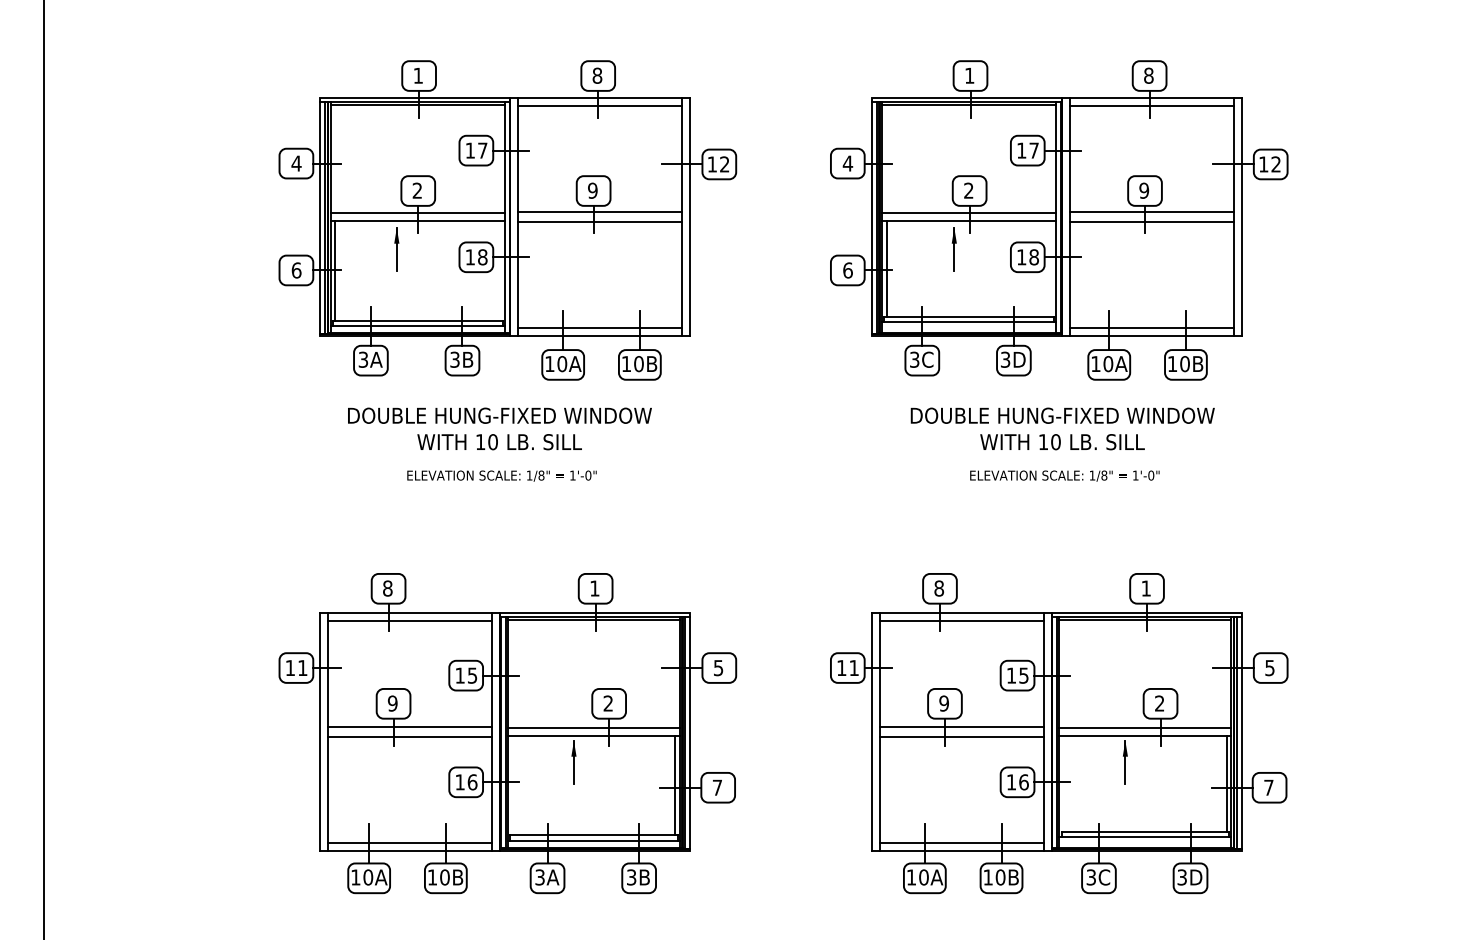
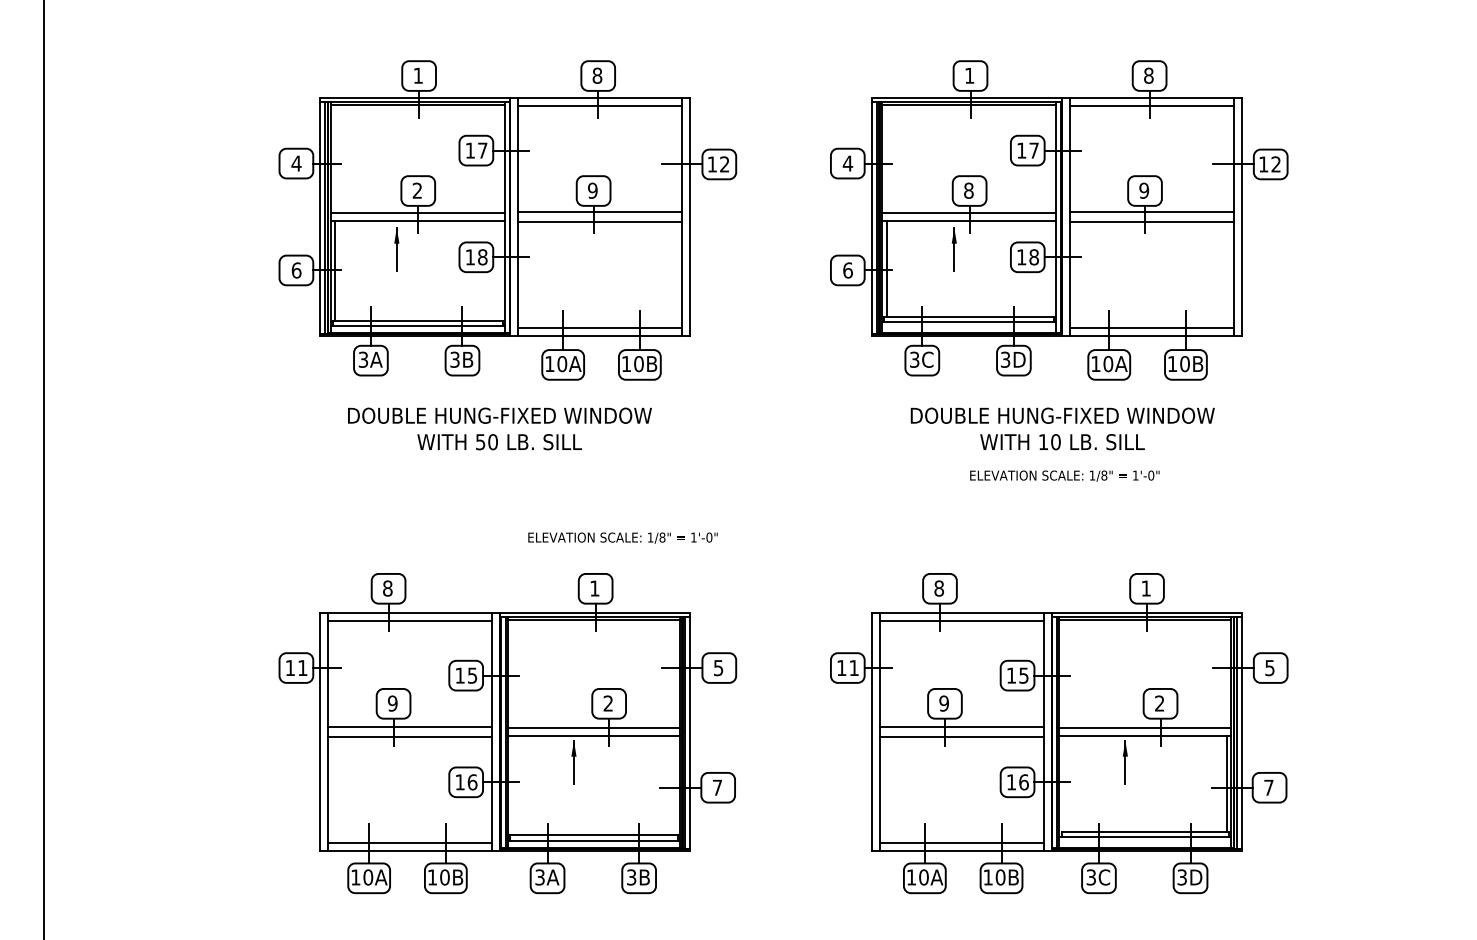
text: 2 -> 8 (968, 190)
text: 10 -> 50 (480, 442)
text position: (501, 475) -> (622, 537) (622, 537)
line: present -> none (675, 785)
